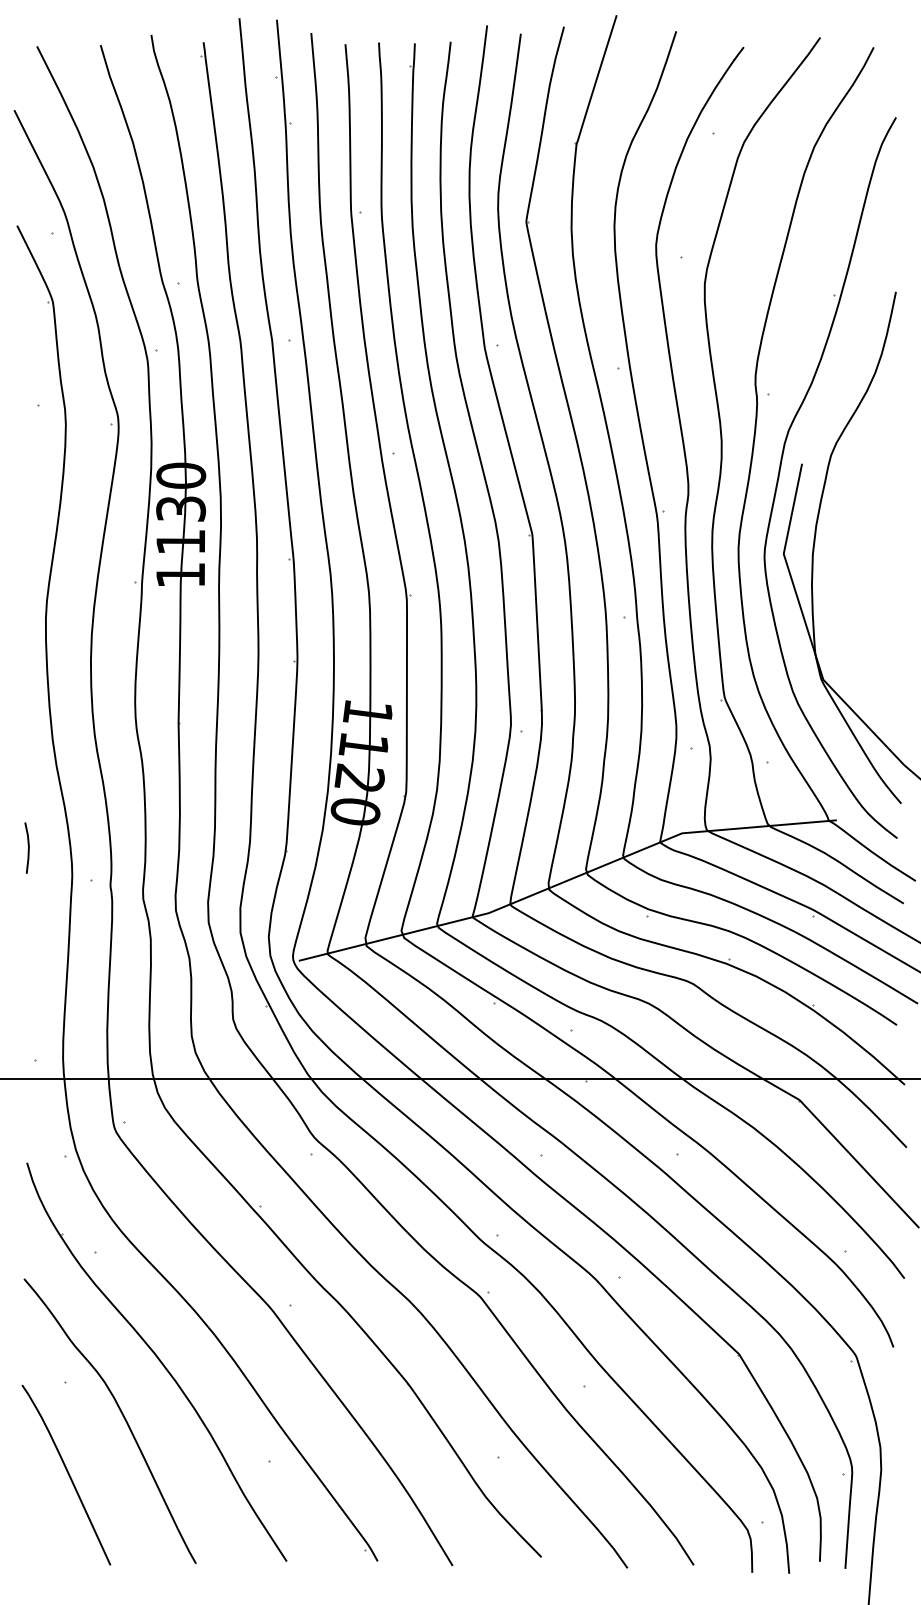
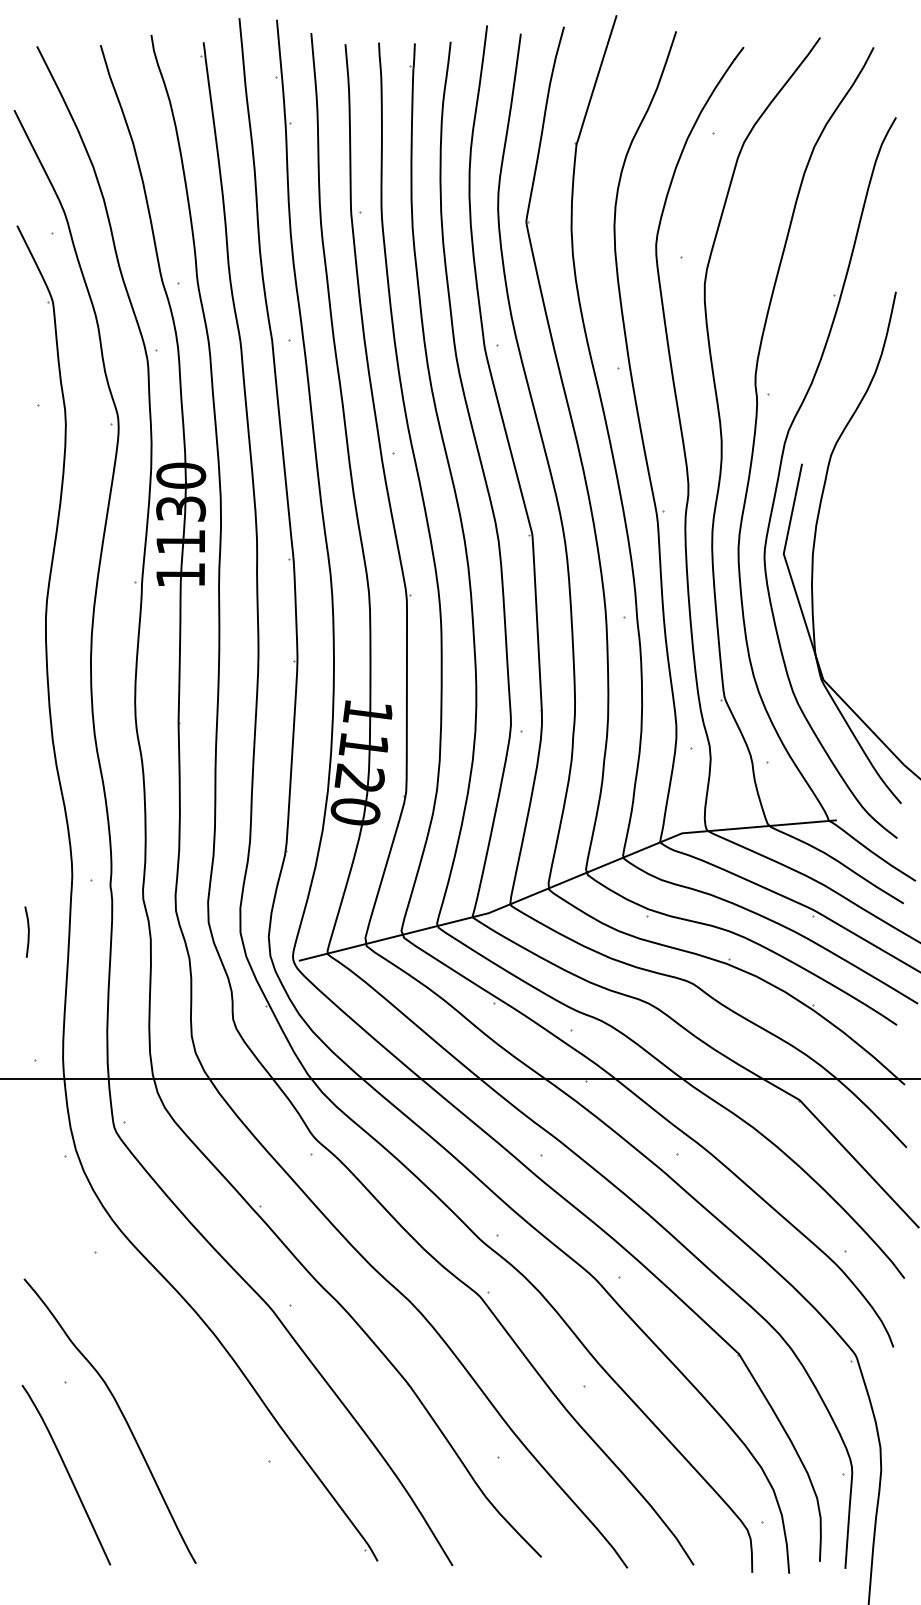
line position: (28, 847) -> (28, 931) (28, 931)
part: present -> none (156, 1361)
